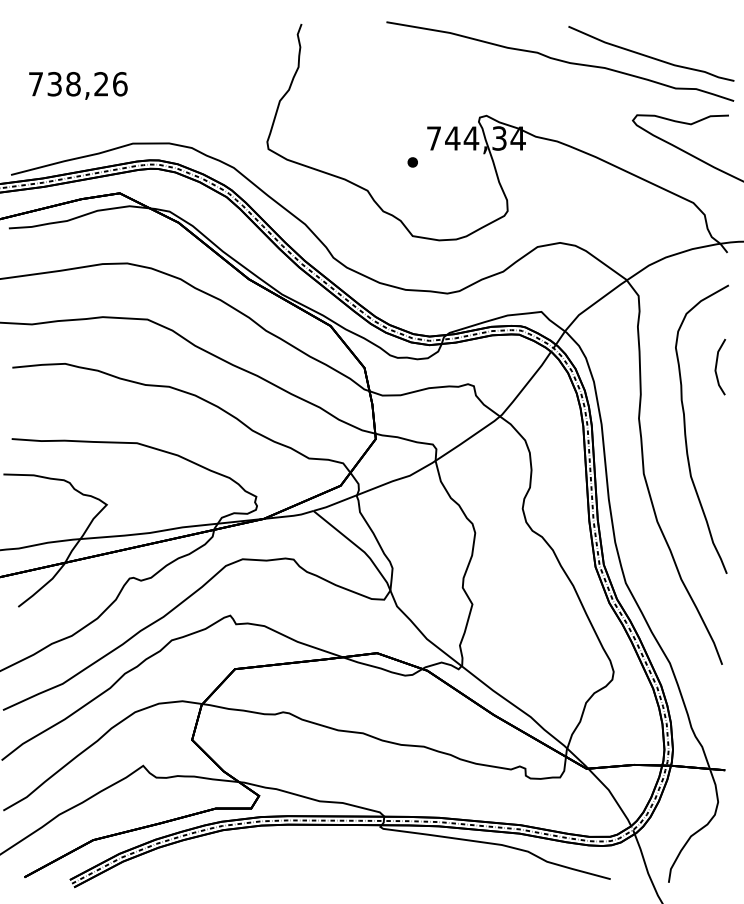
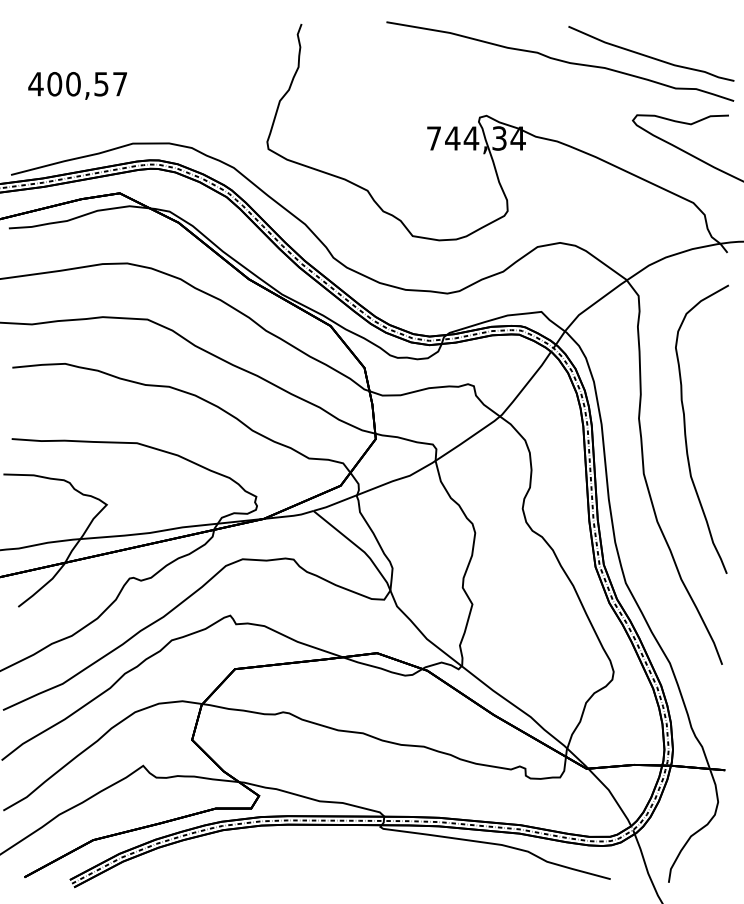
text: 738,26 -> 400,57 (77, 84)
part: present -> none (412, 162)
line: present -> none (717, 365)
